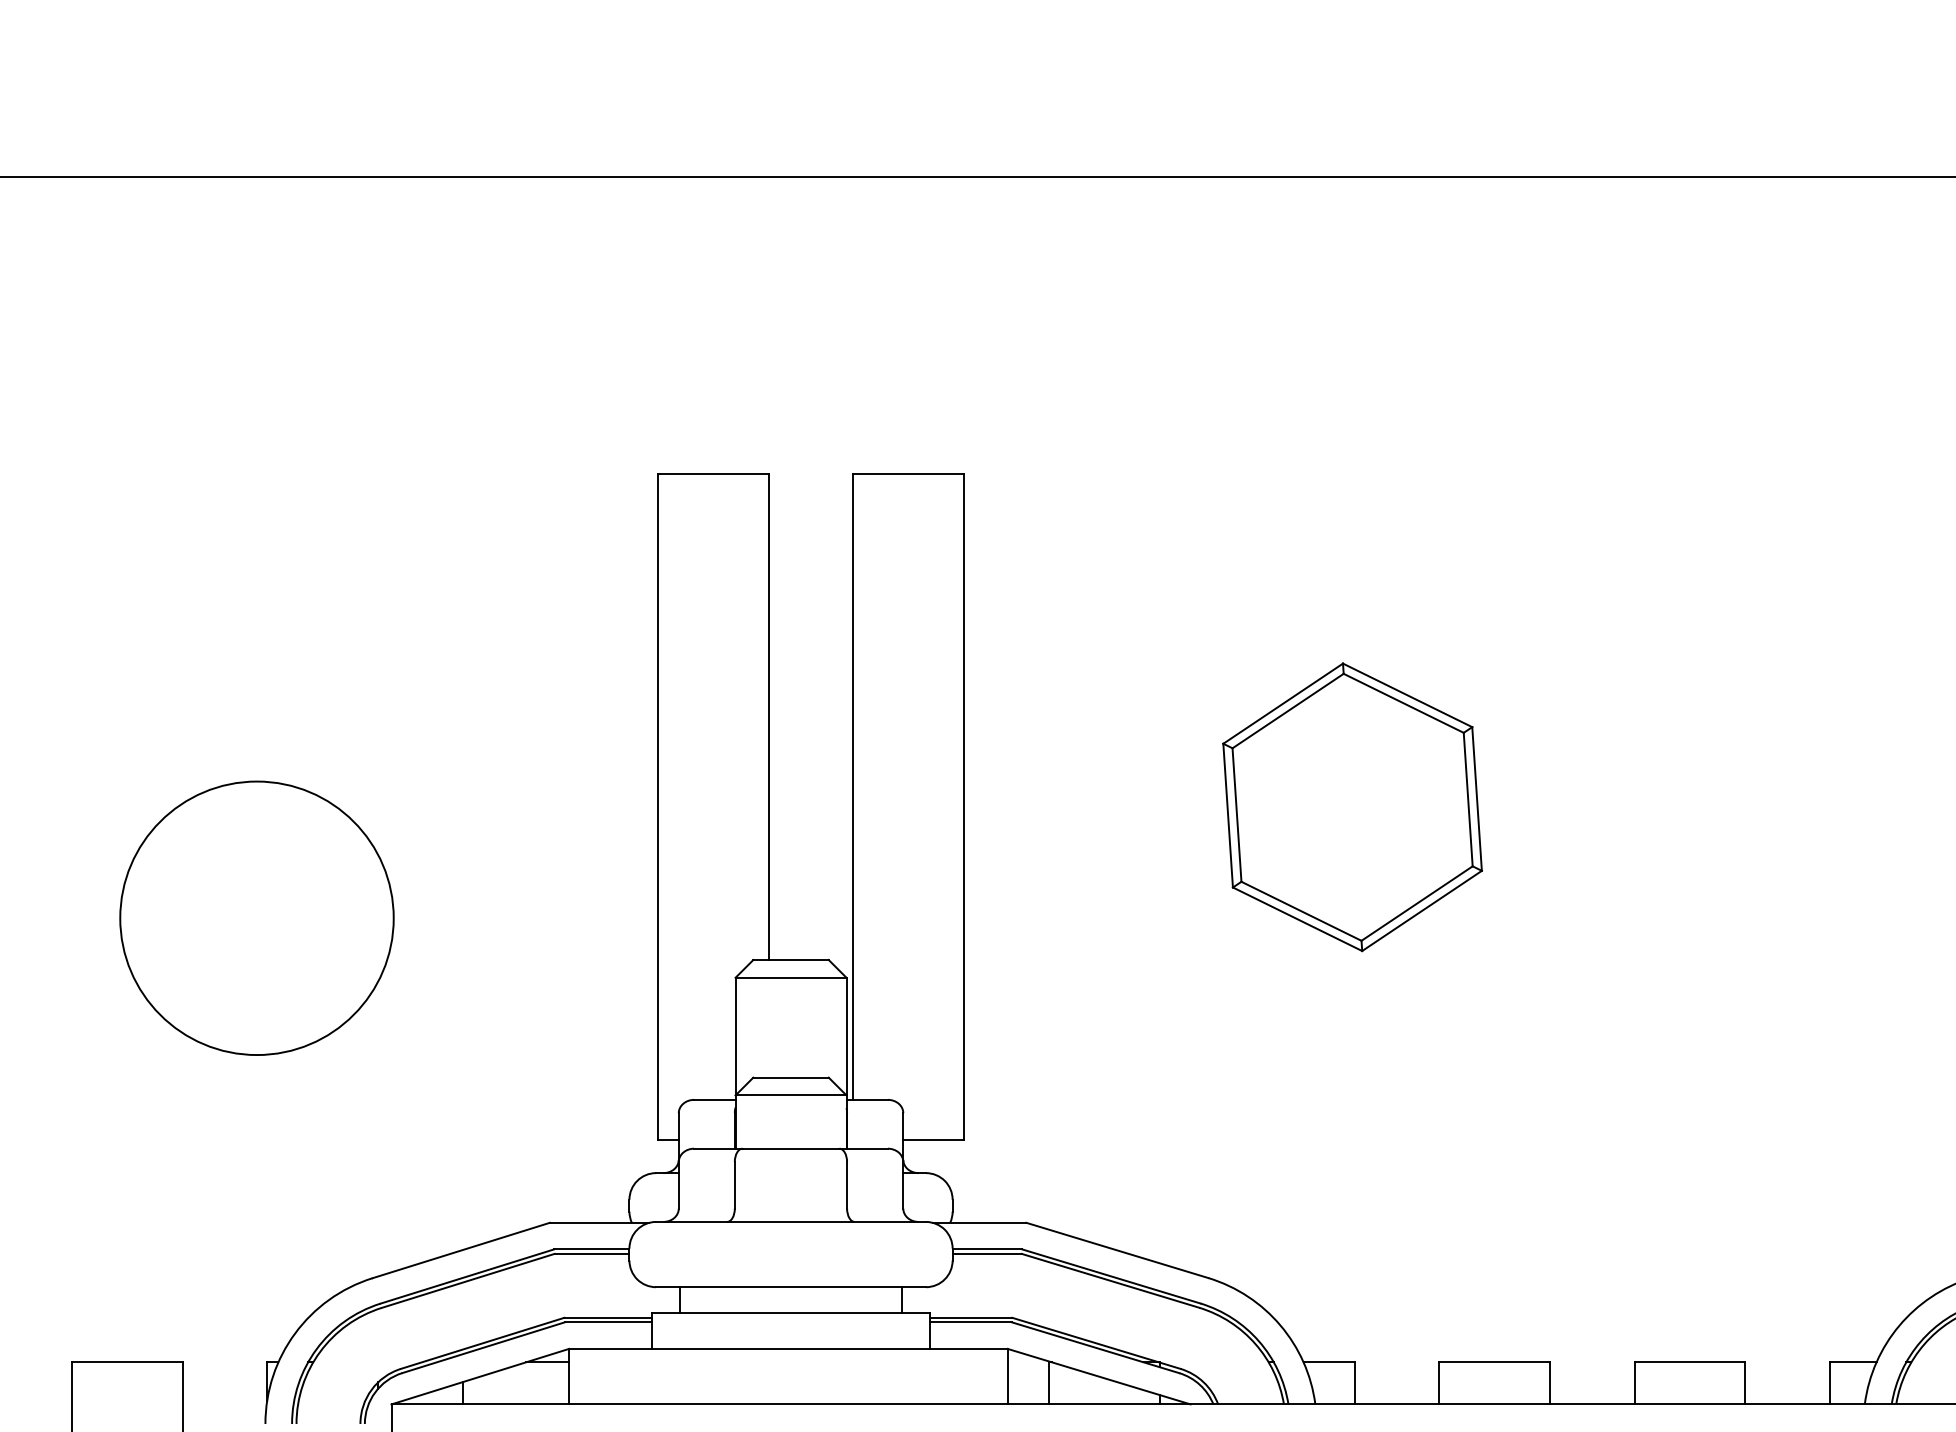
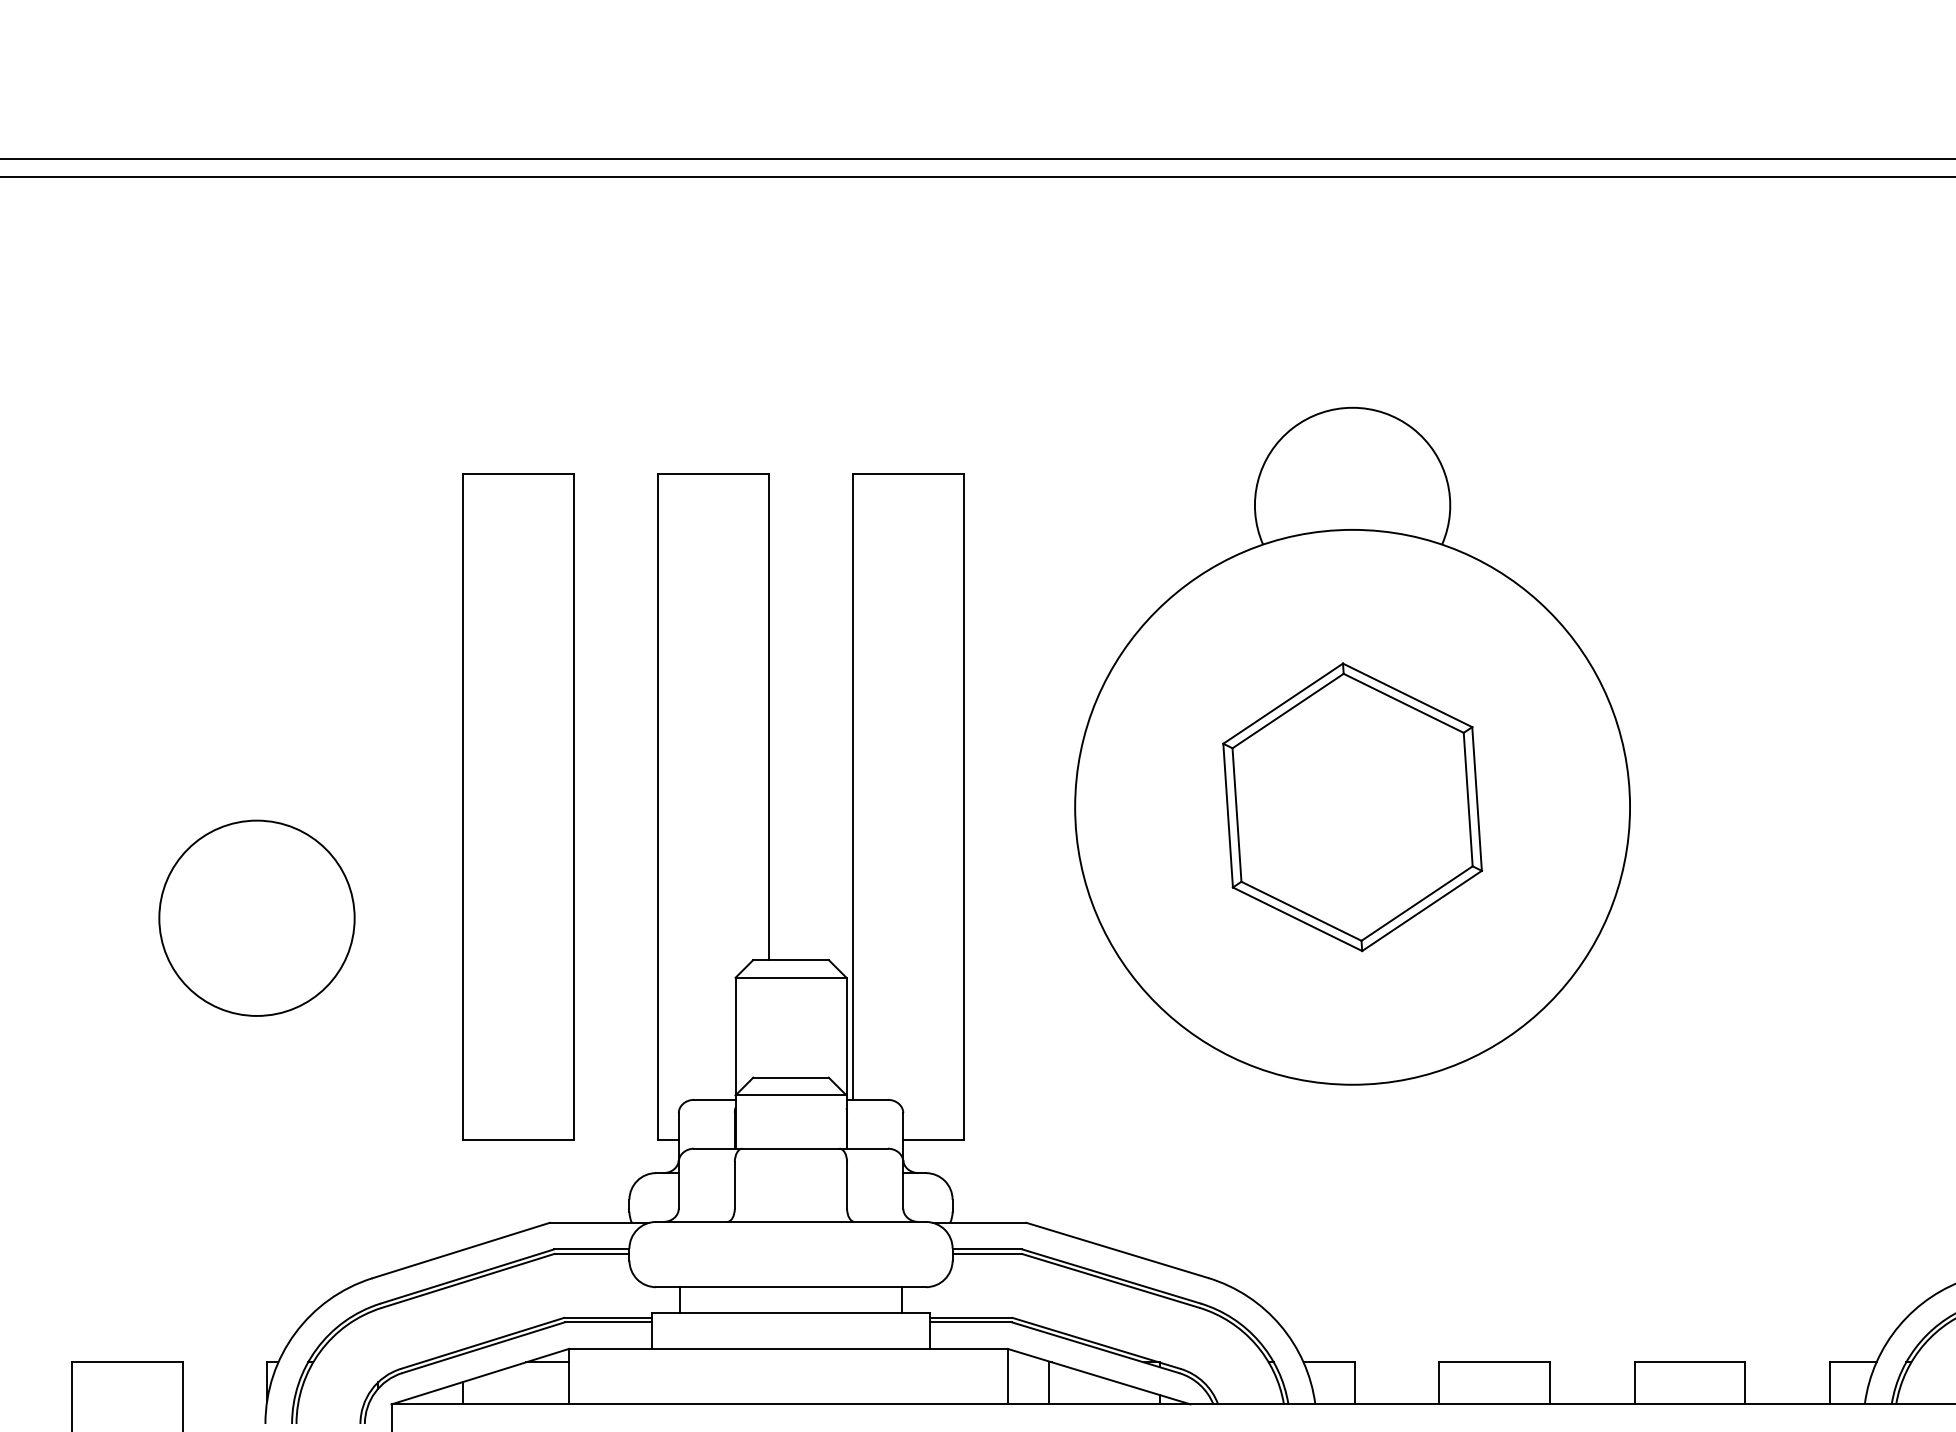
line: none -> present (977, 158)
part: none -> present (1352, 746)
part: none -> present (518, 806)
circle diameter: 273 px -> 195 px (256, 917)
